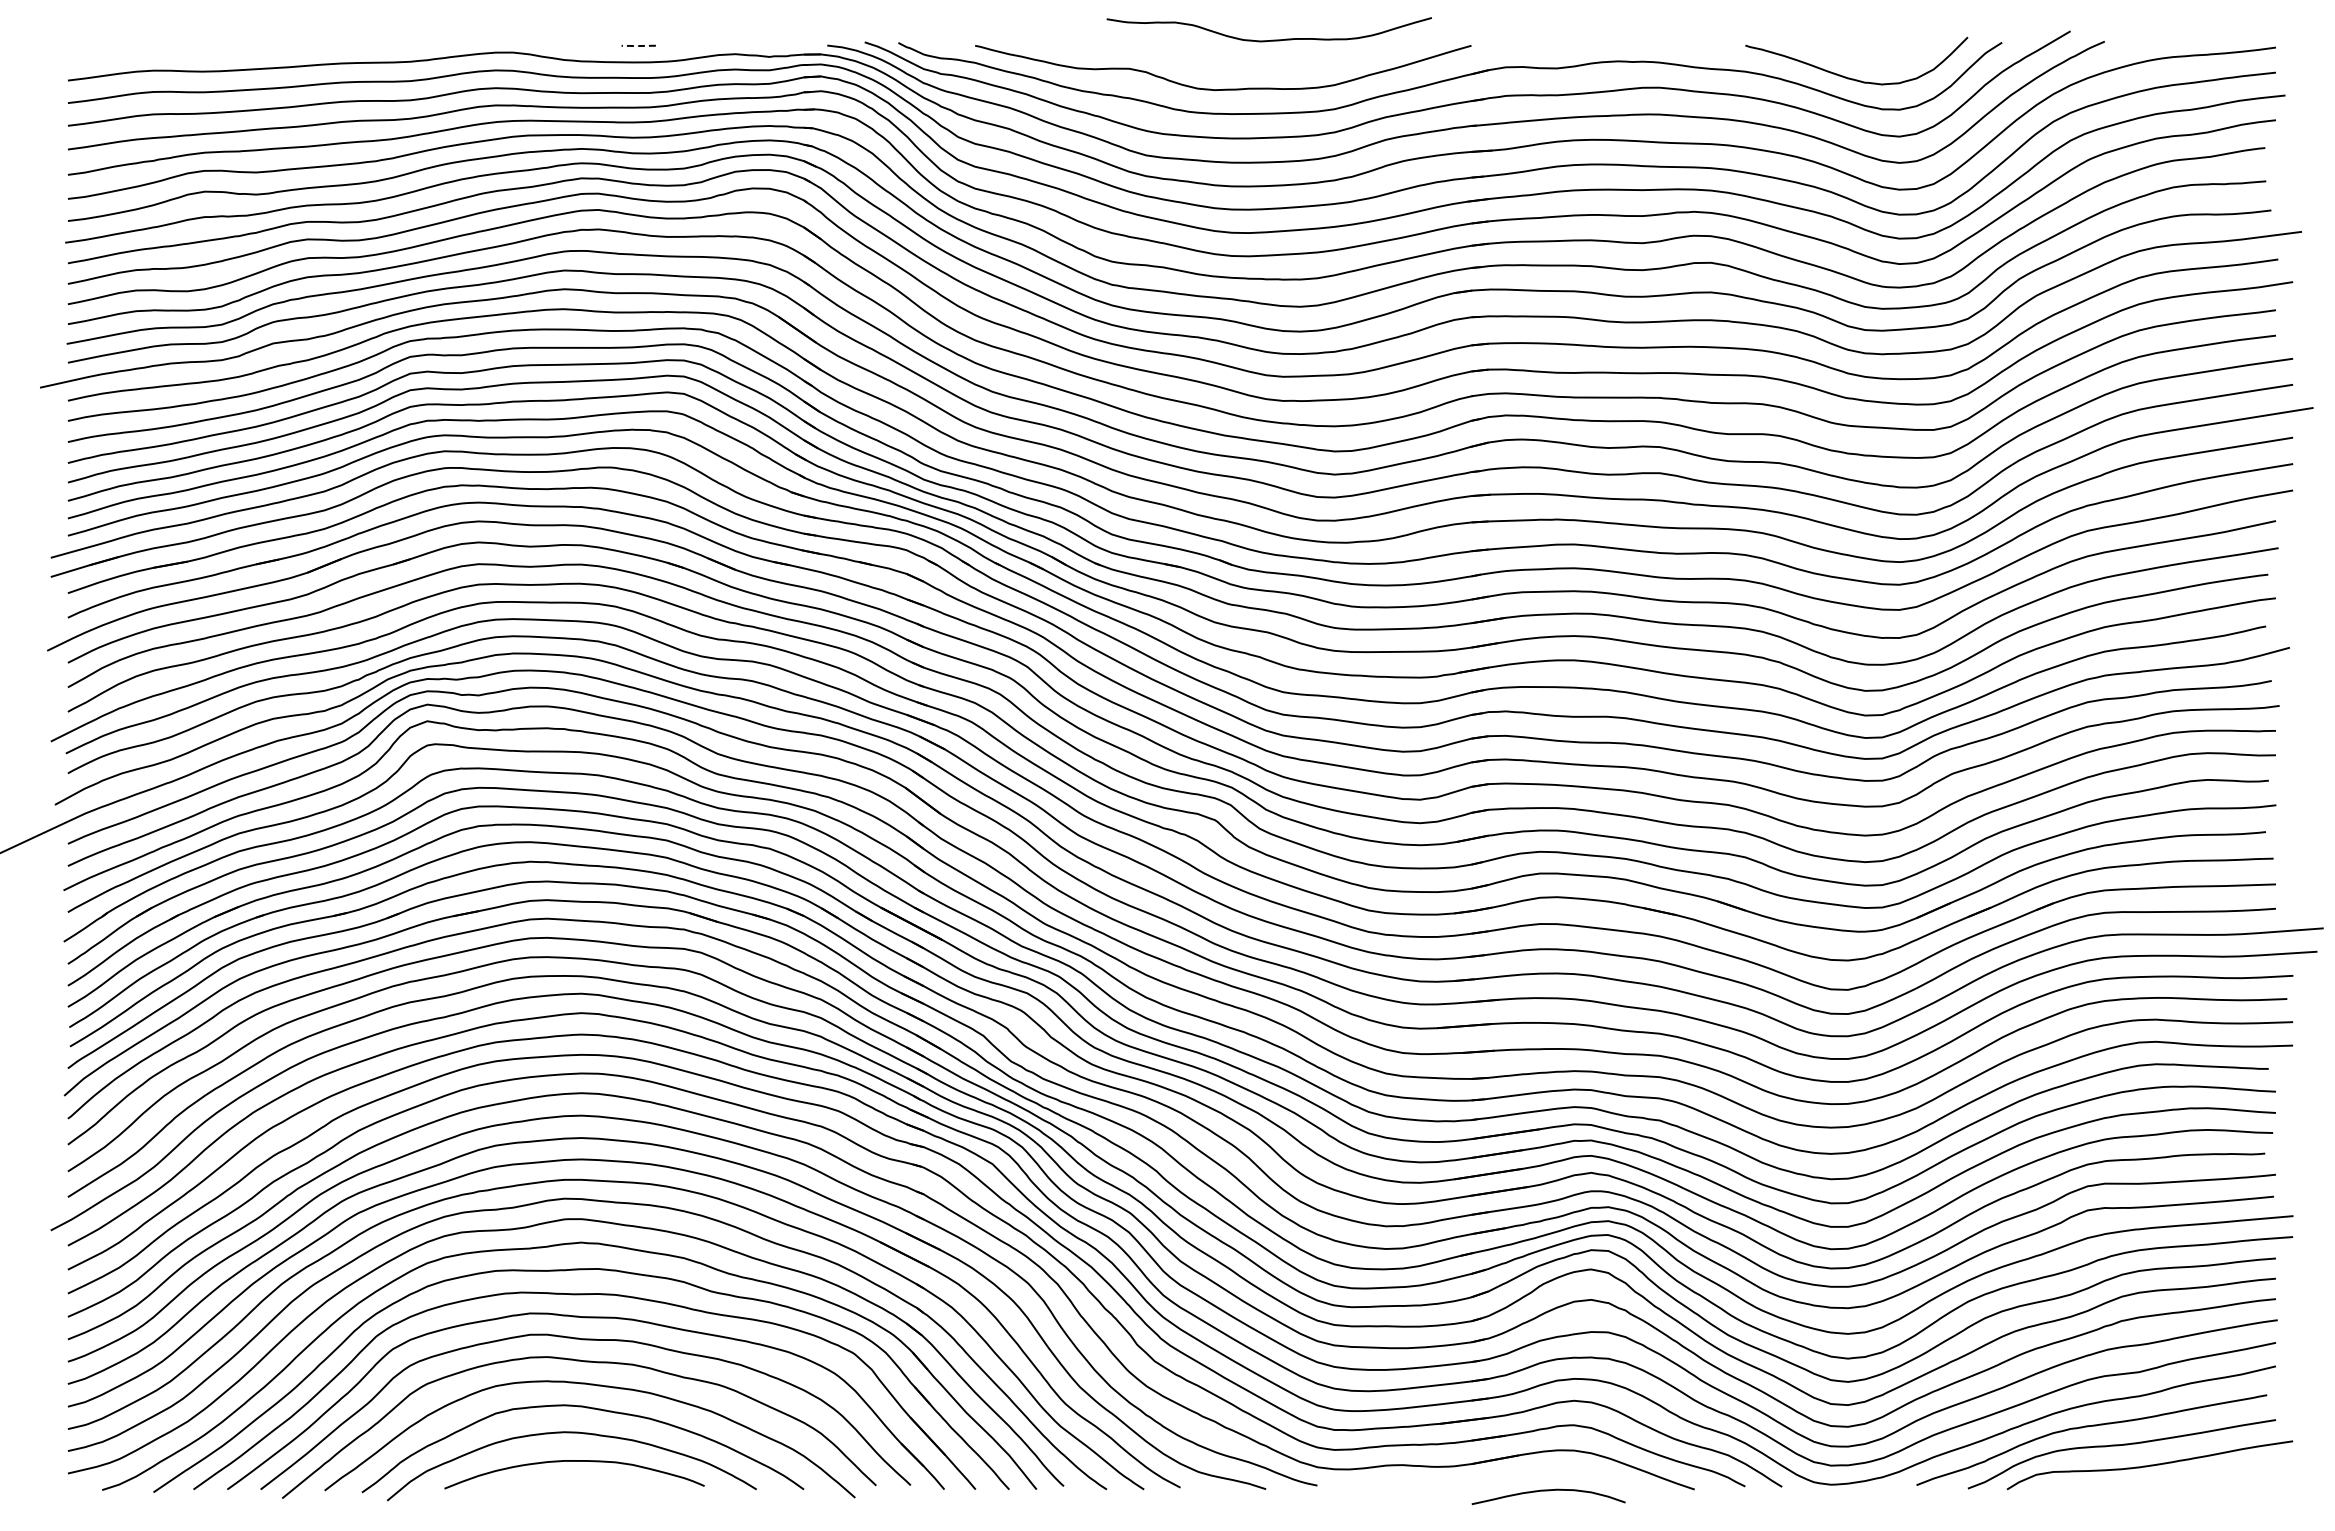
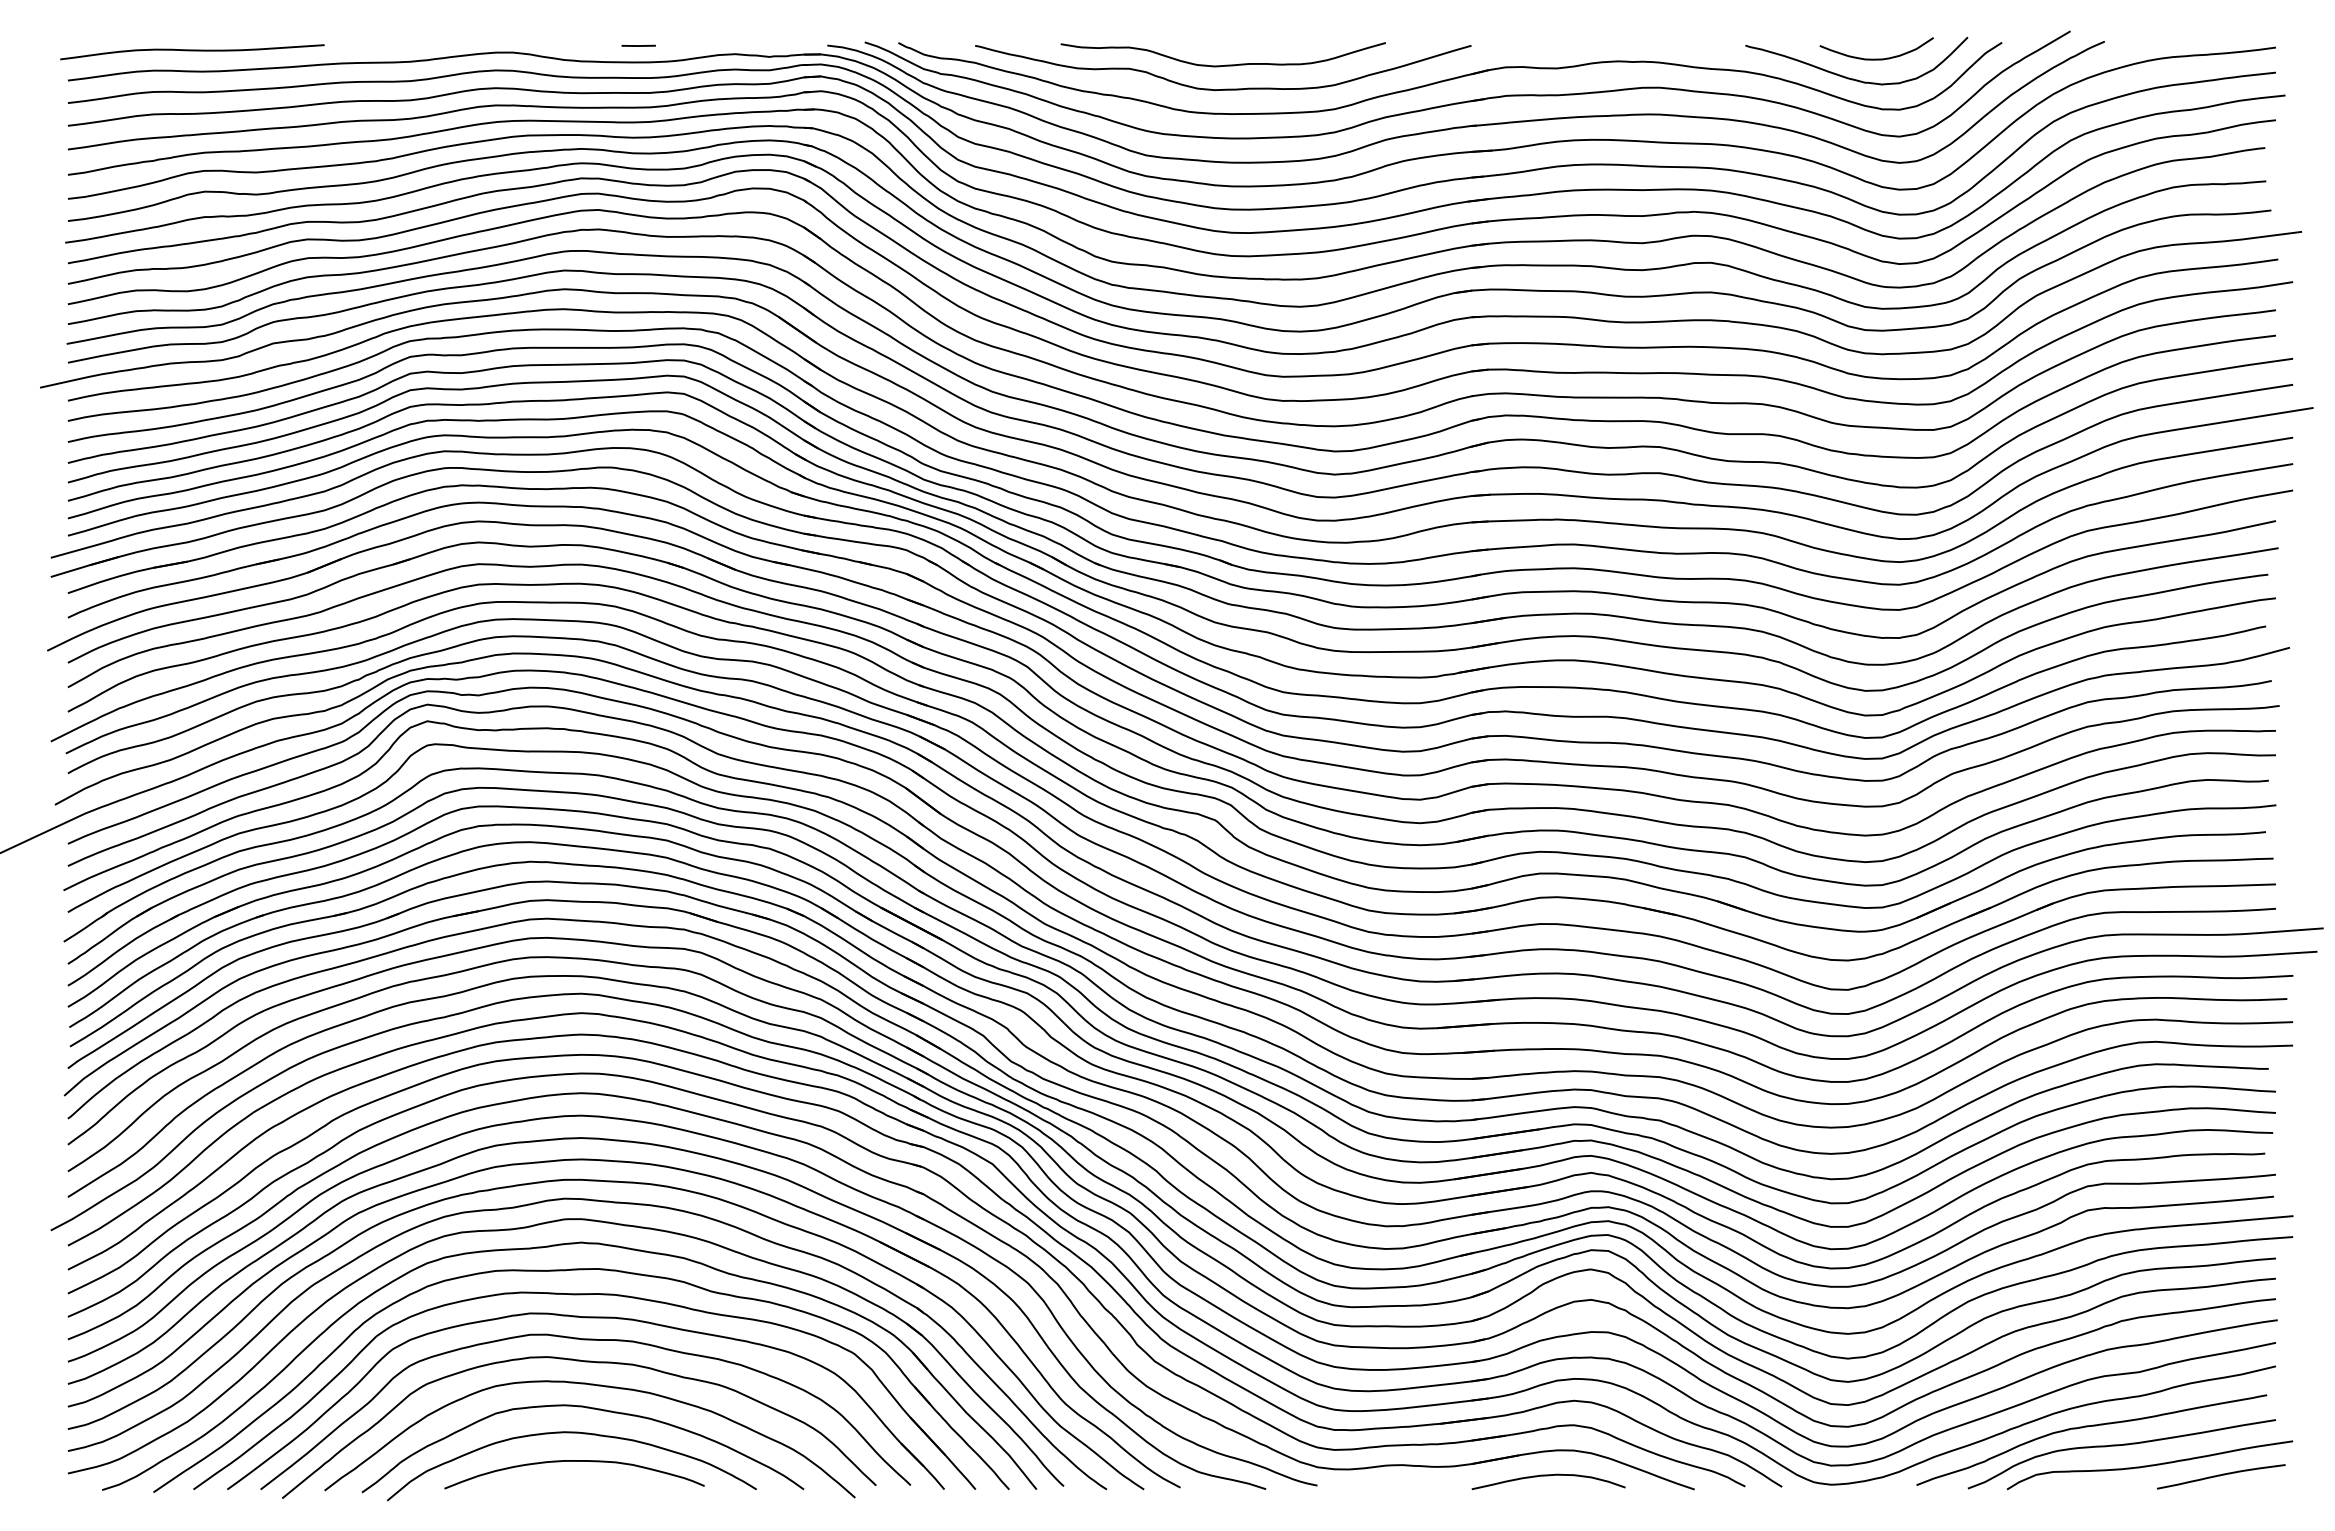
curve position: (1271, 39) -> (1225, 64) (1225, 64)
line: dashed -> solid (638, 46)
curve: none -> present (192, 51)
curve: none -> present (1876, 58)
curve: none -> present (2221, 1475)
curve position: (1548, 1491) -> (1548, 1476) (1548, 1476)
